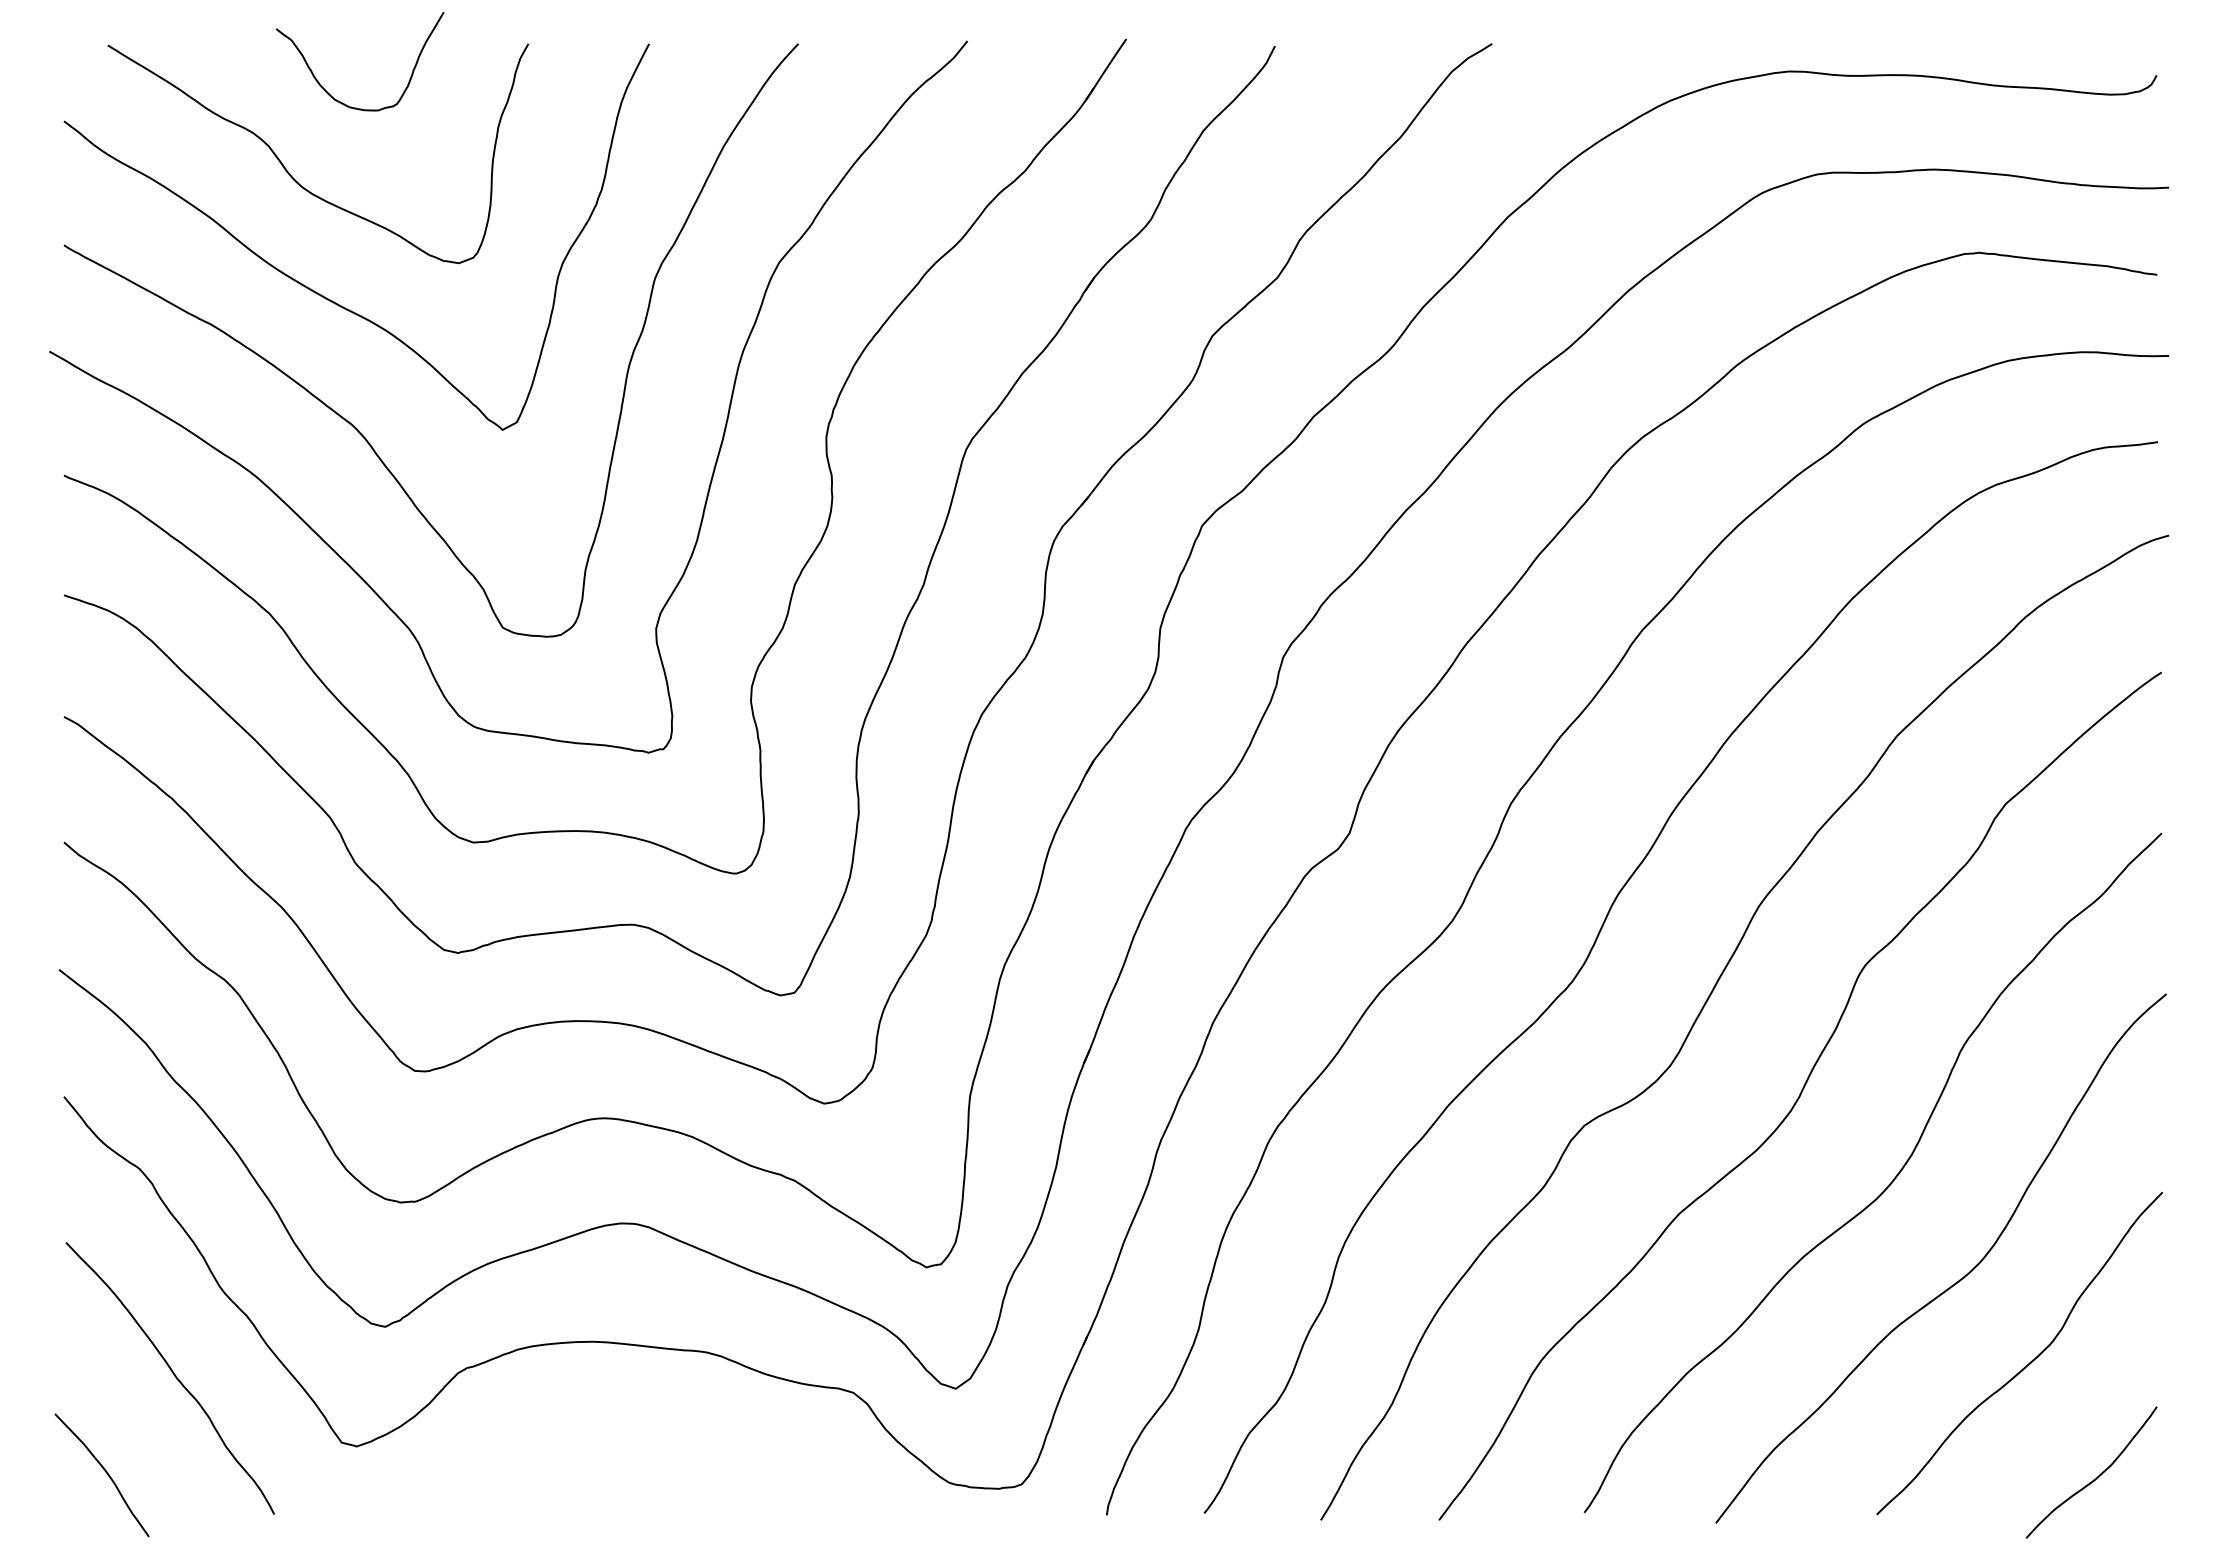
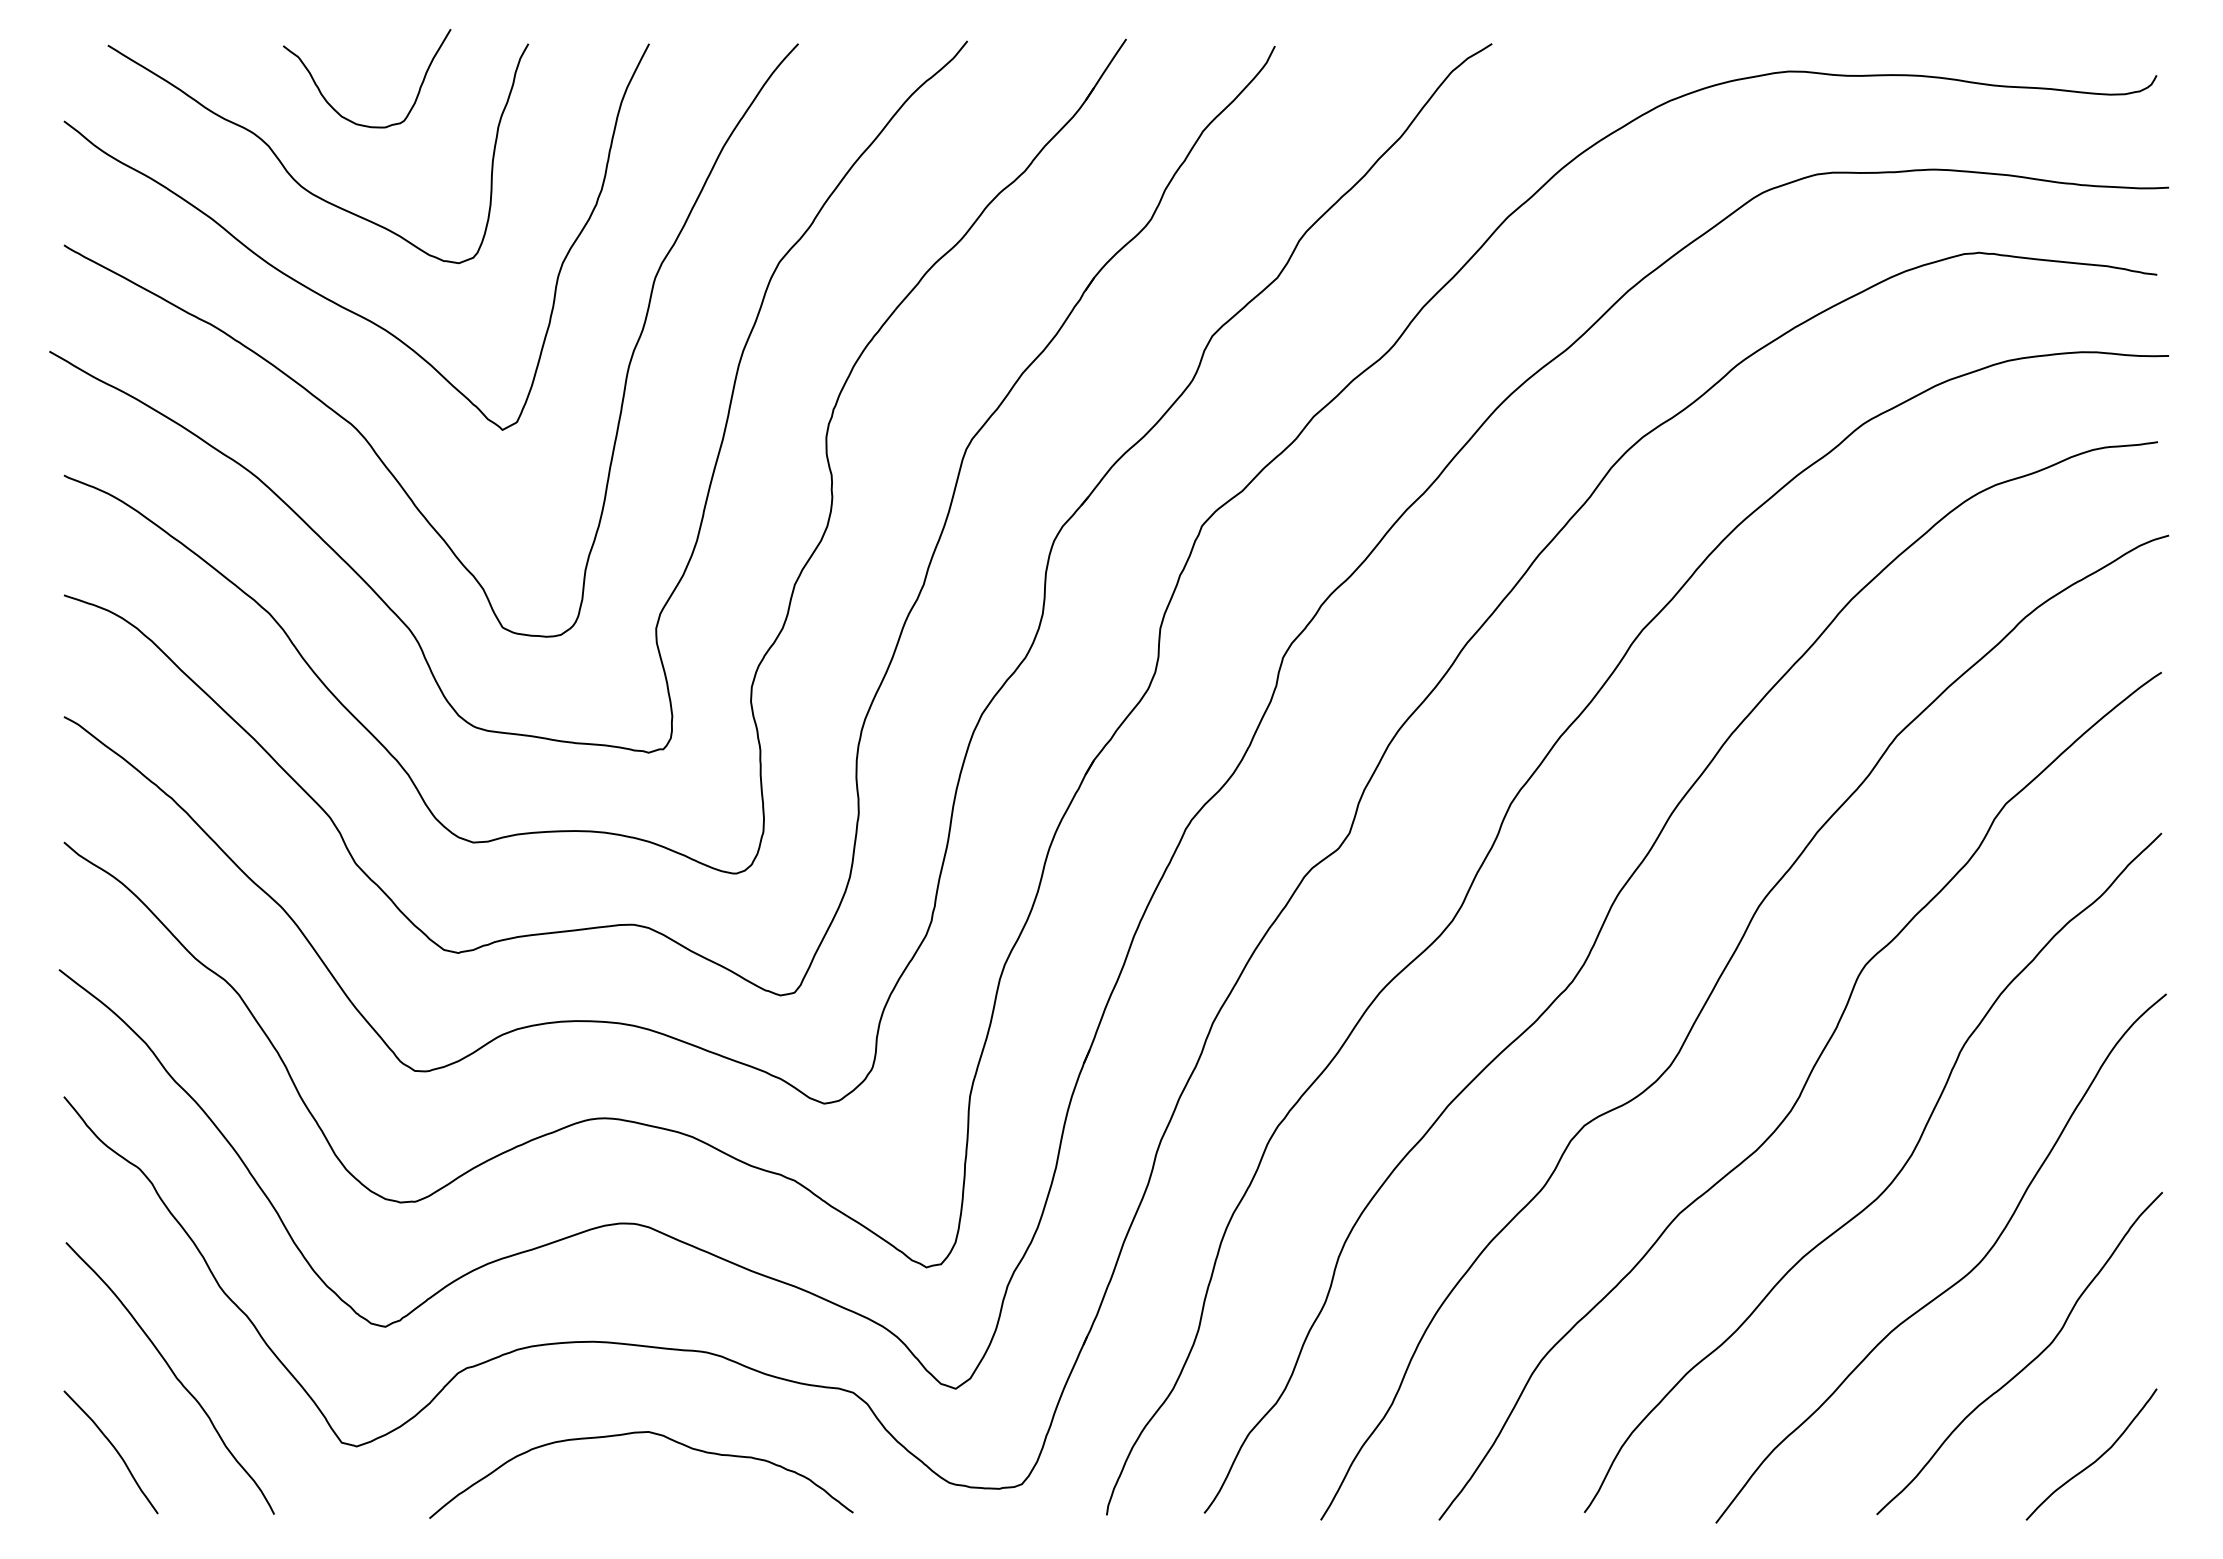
curve position: (328, 92) -> (335, 109) (335, 109)
curve: none -> present (641, 1433)
curve position: (104, 1471) -> (113, 1448) (113, 1448)
curve position: (2096, 1477) -> (2096, 1459) (2096, 1459)
